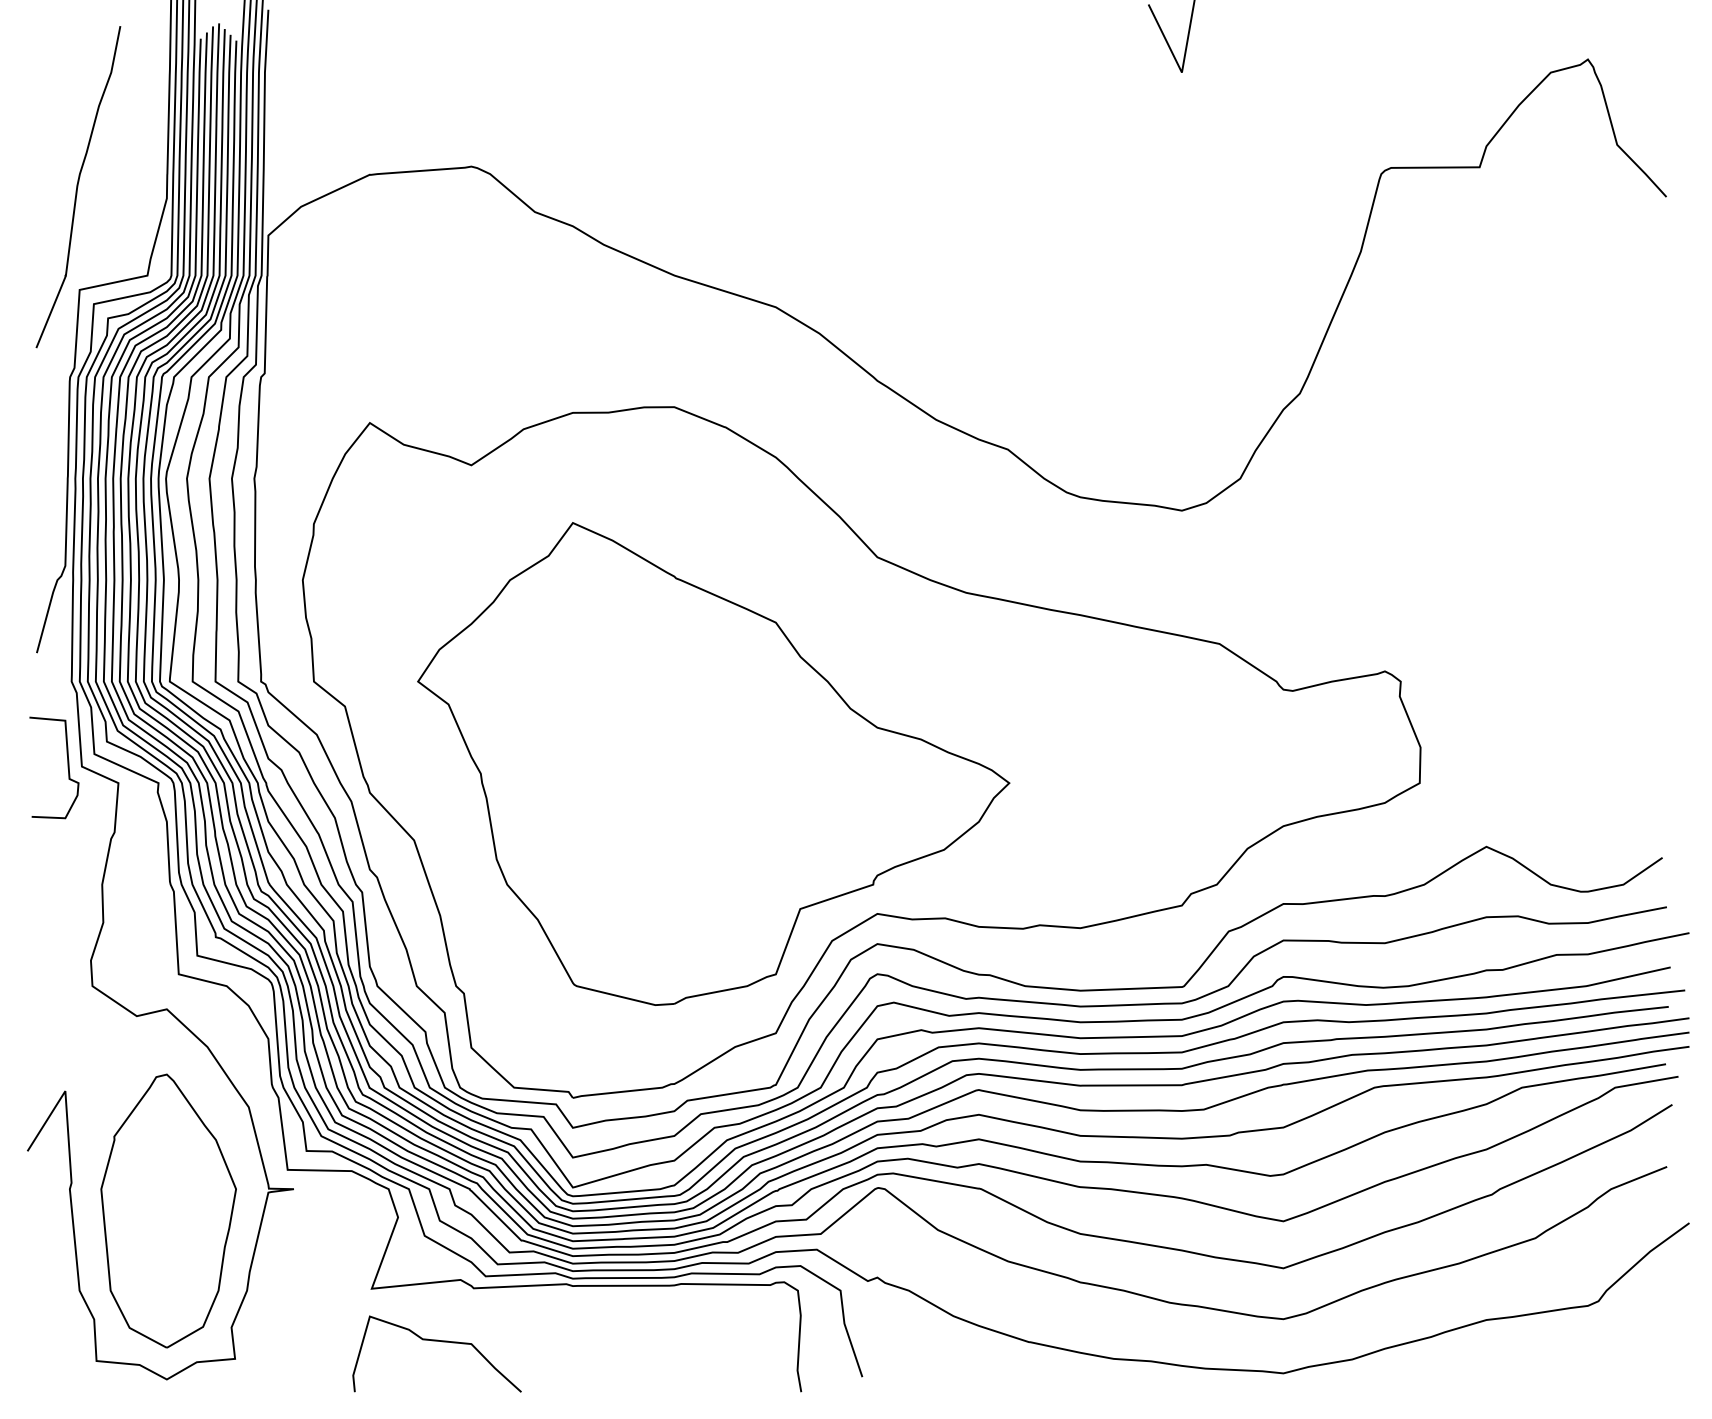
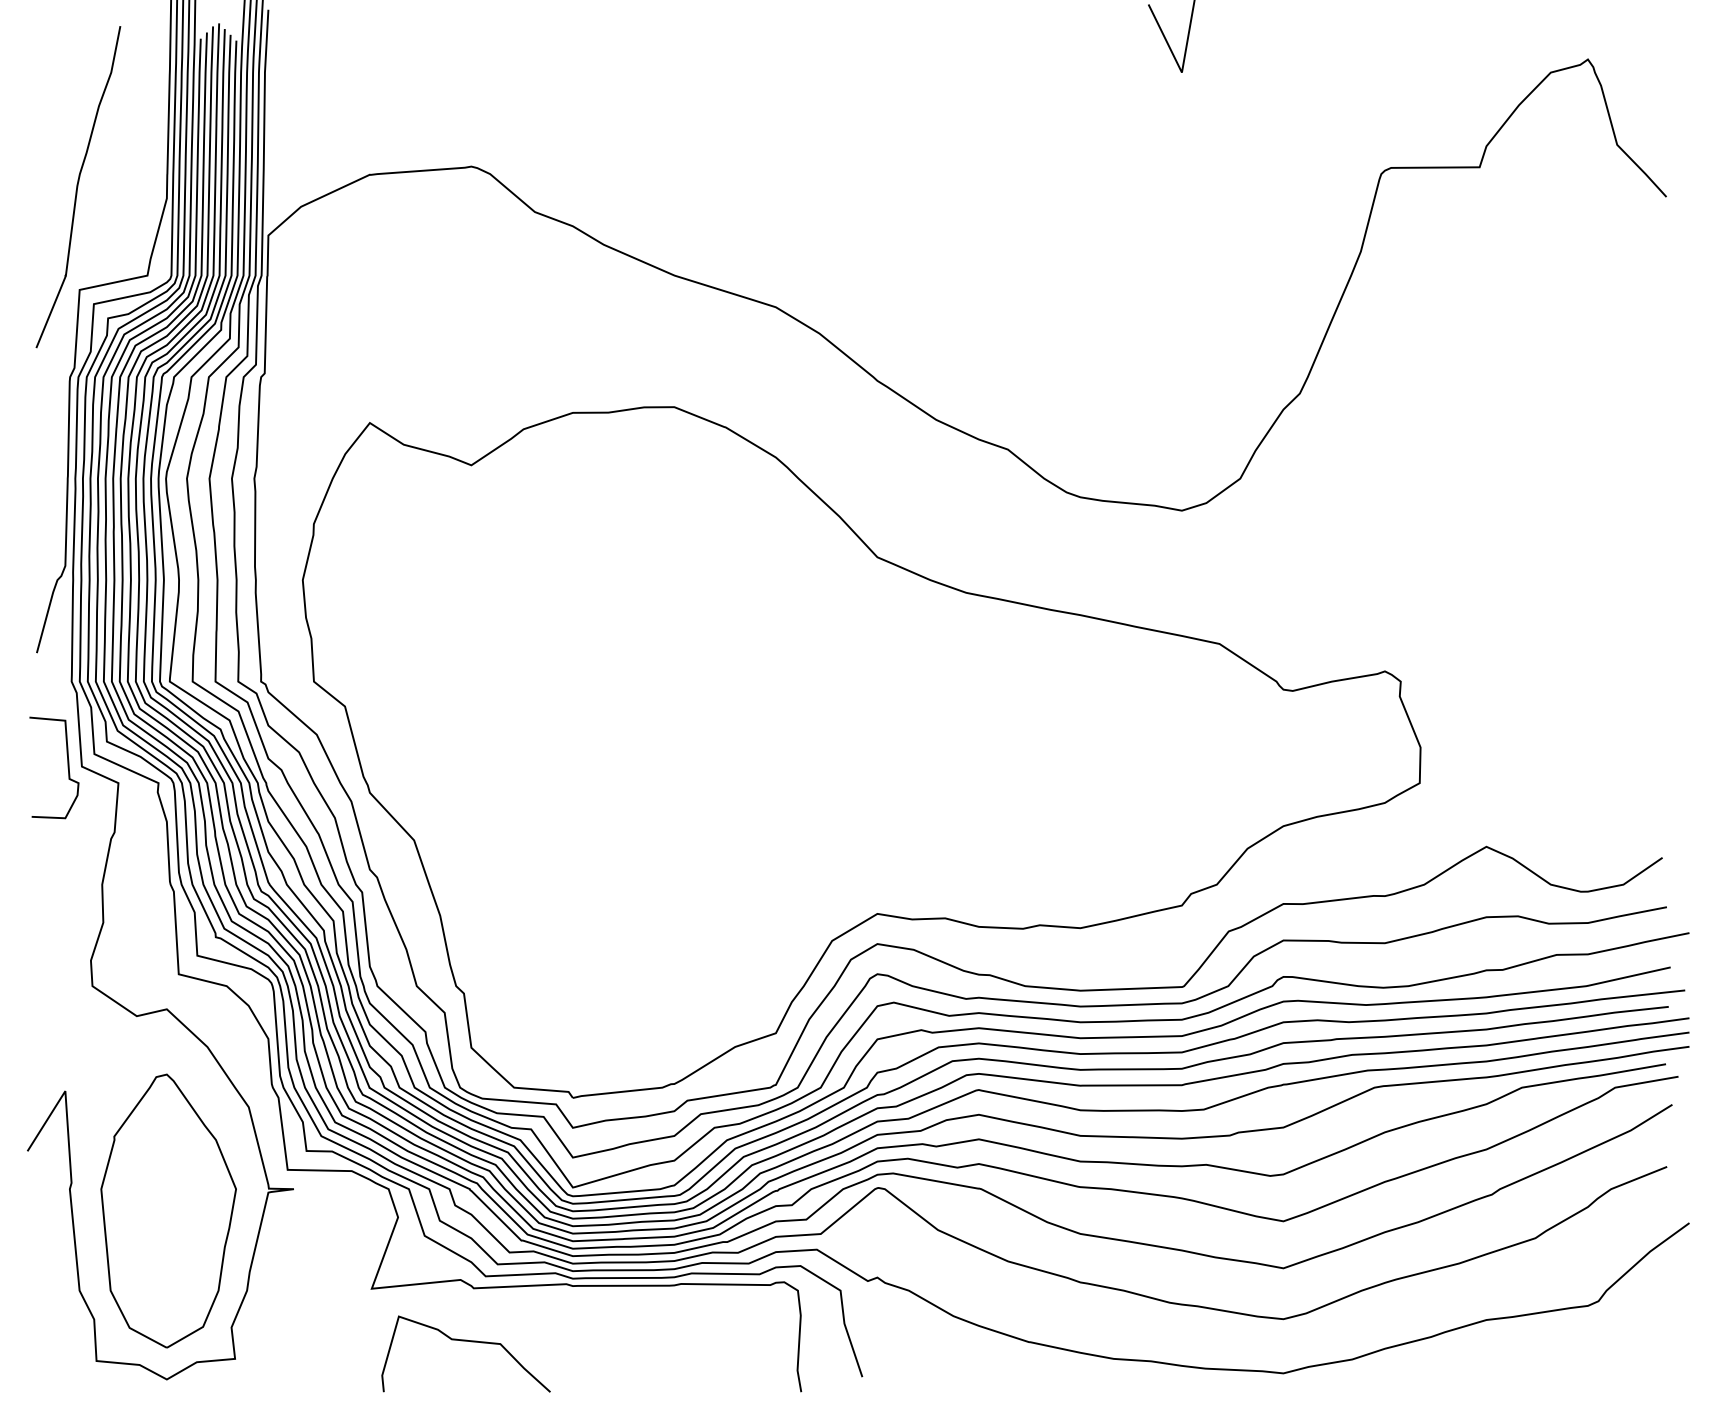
part: present -> none (713, 763)
curve position: (436, 1341) -> (465, 1341) (465, 1341)
